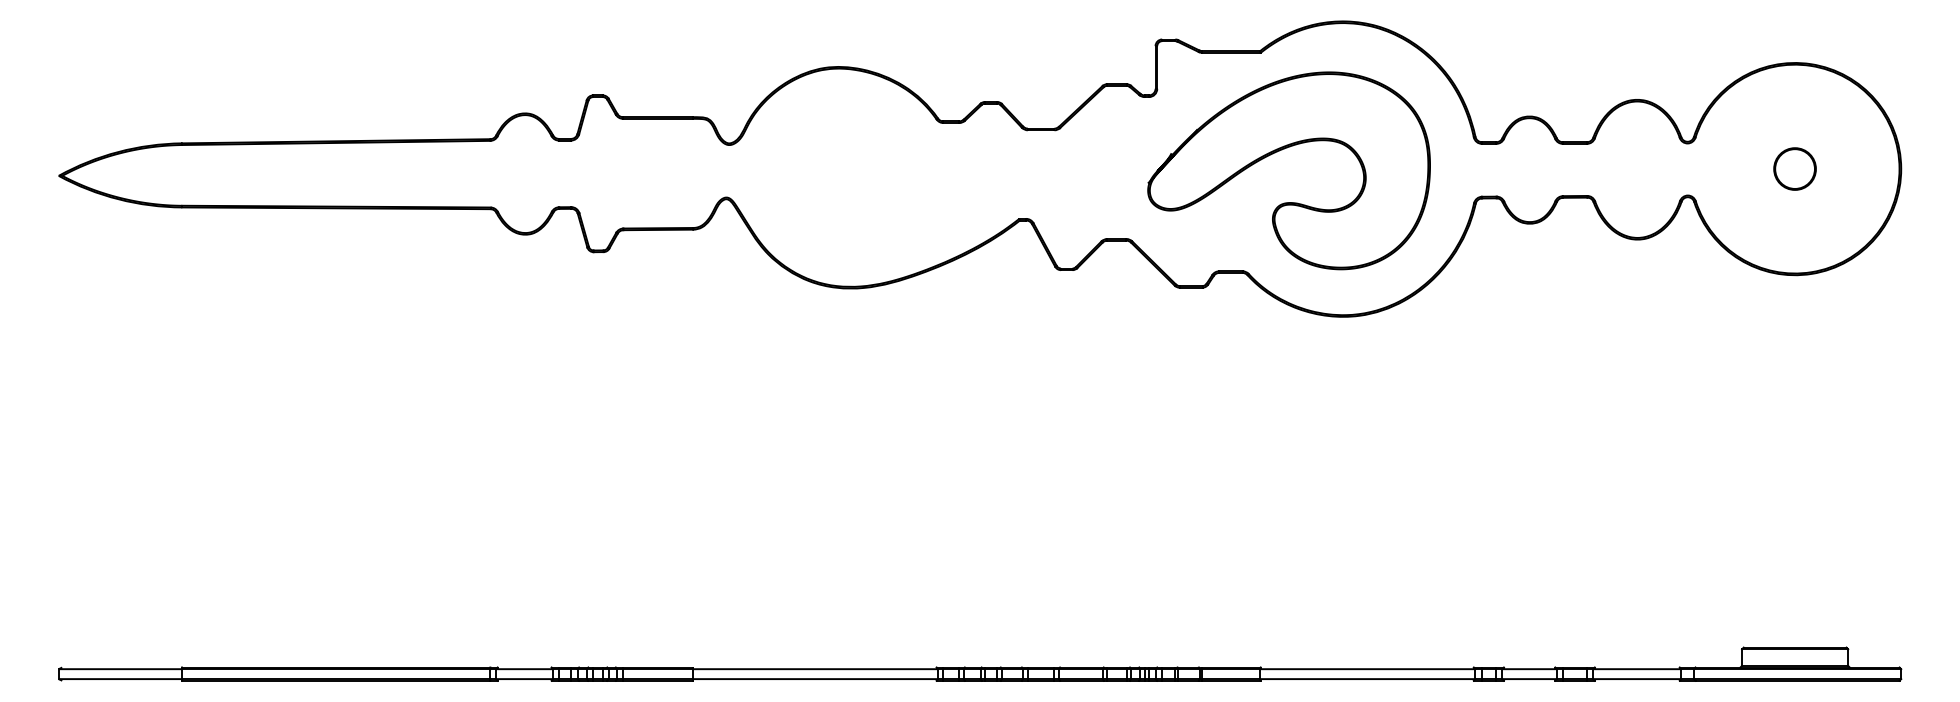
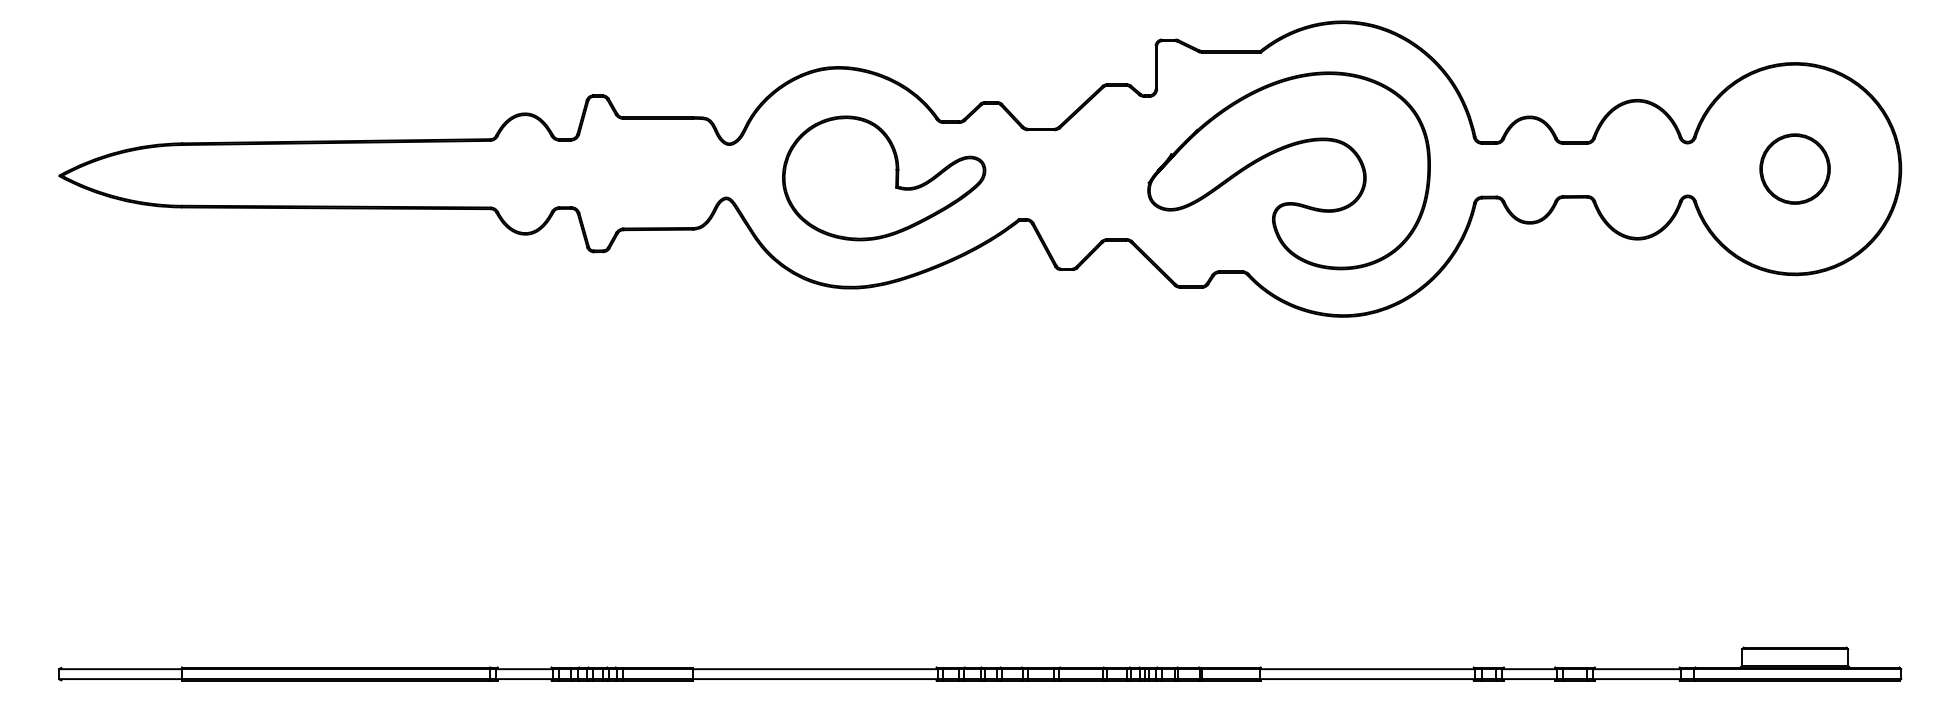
part size: 44x44 px -> 72x72 px (1794, 168)
part: none -> present (884, 178)
